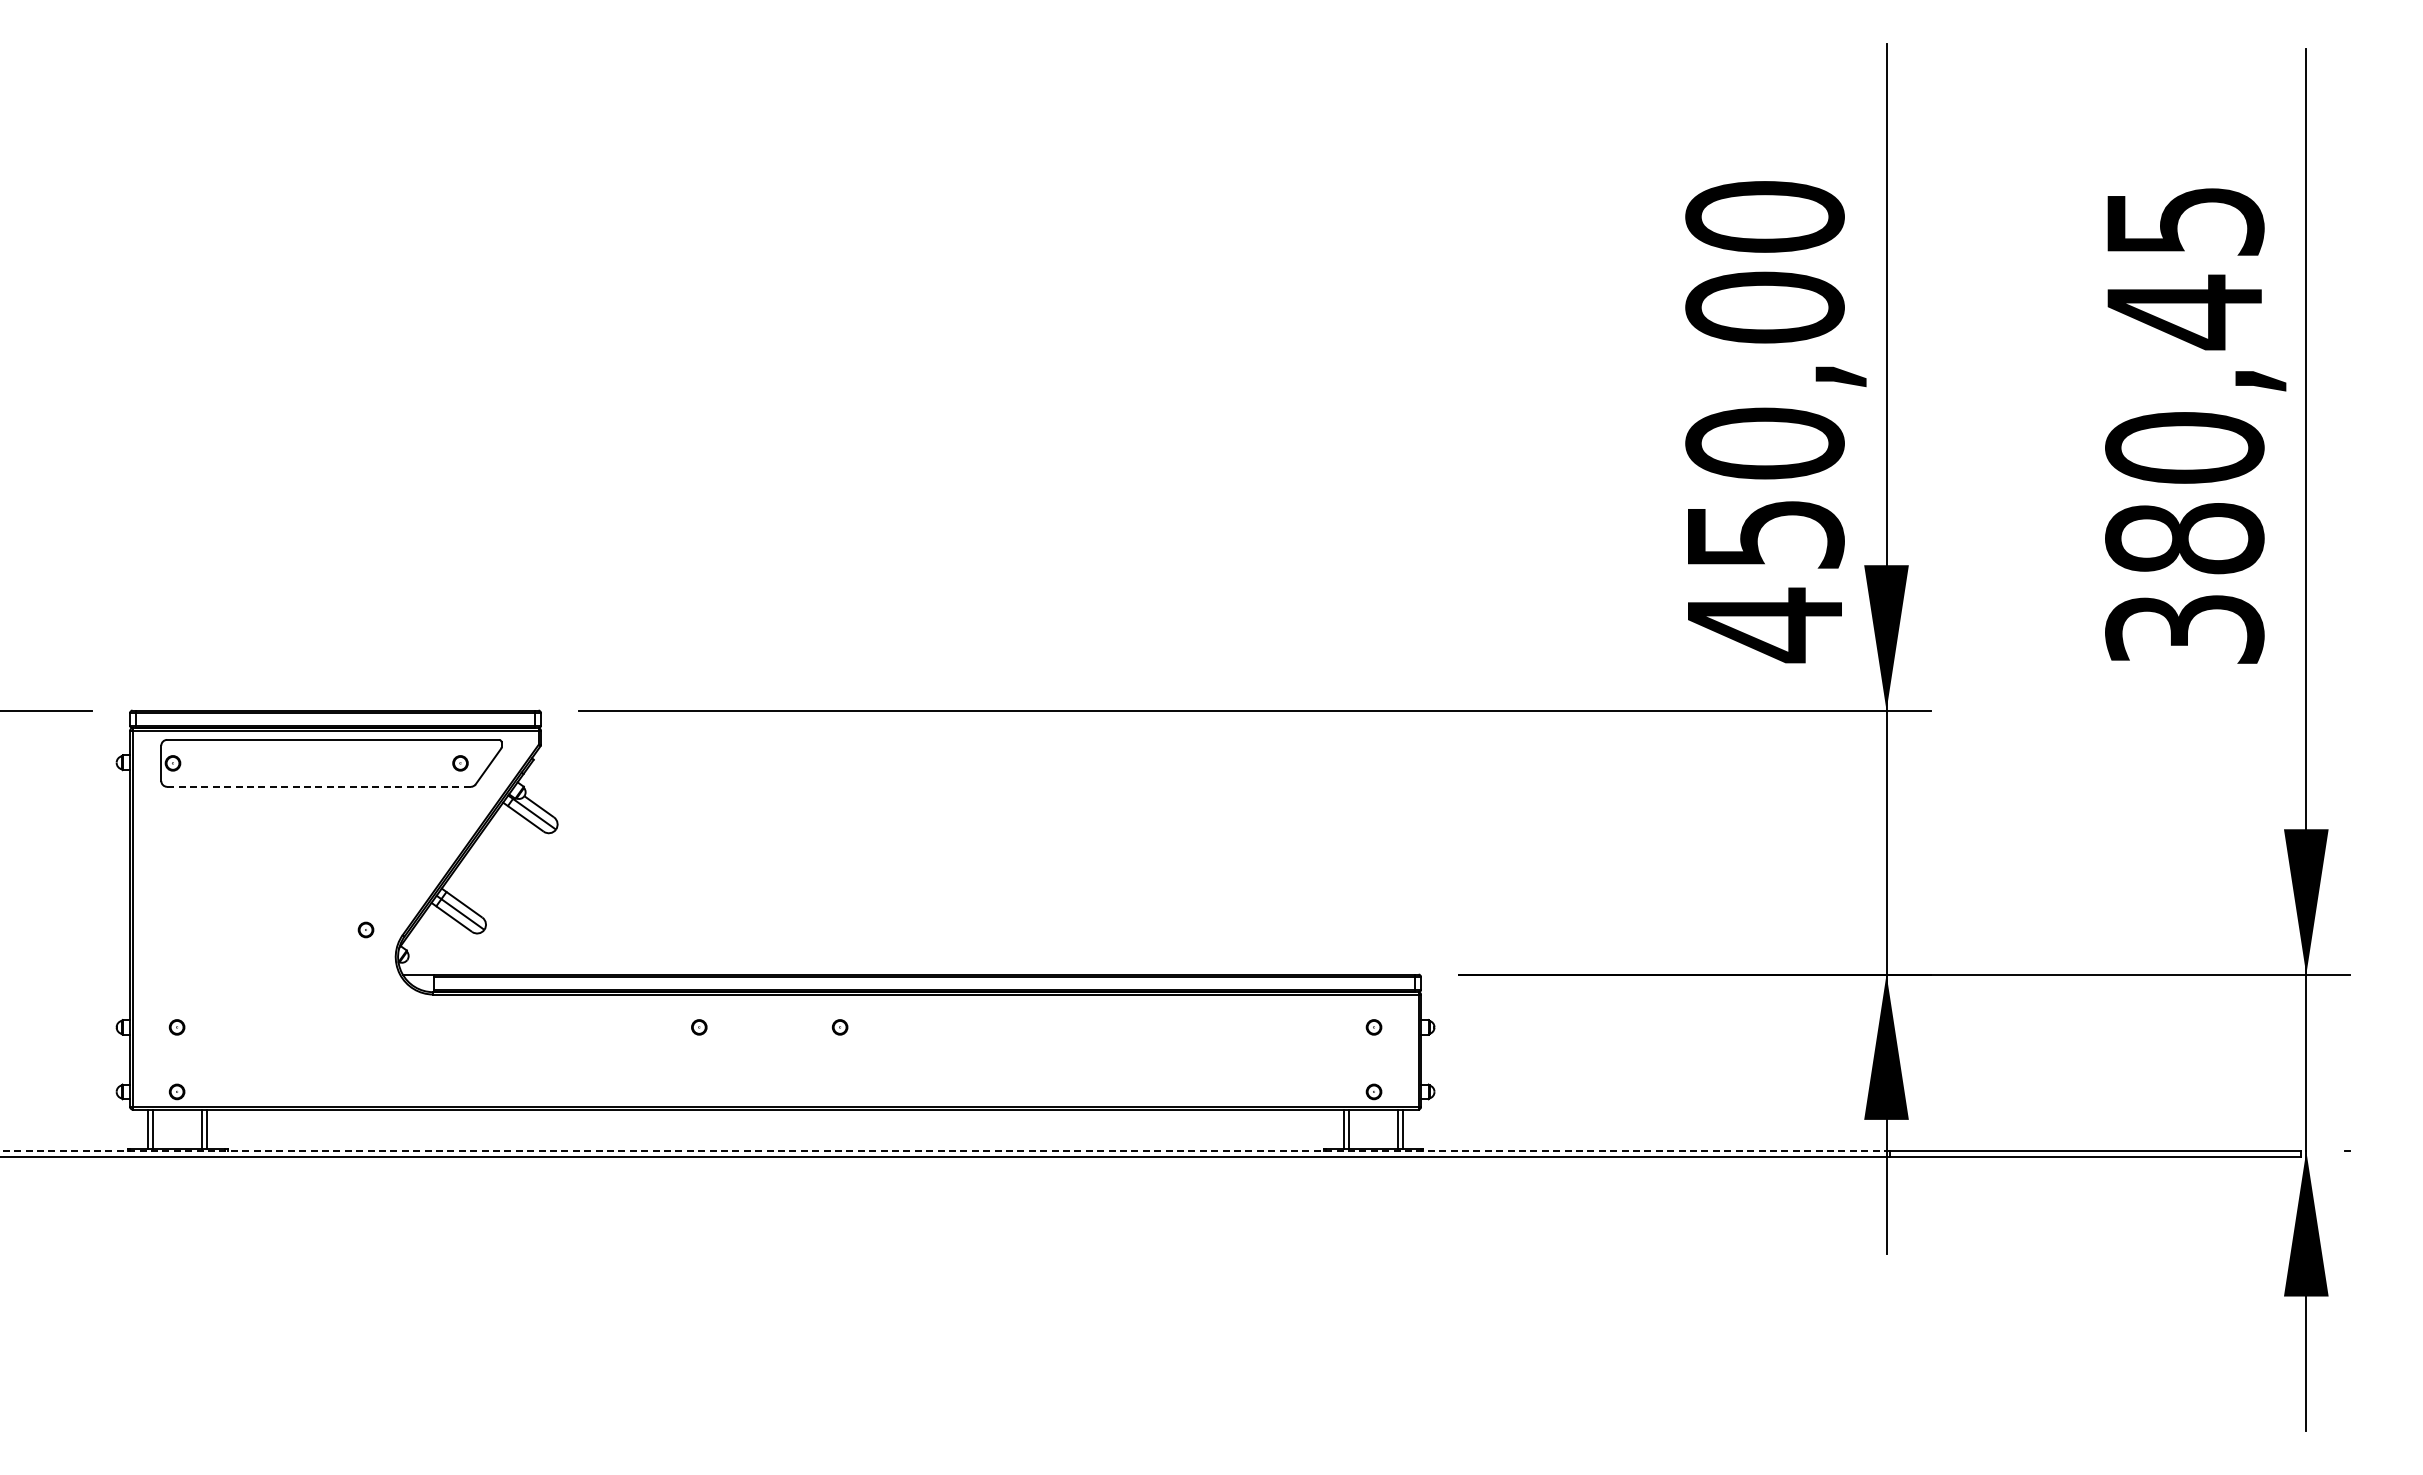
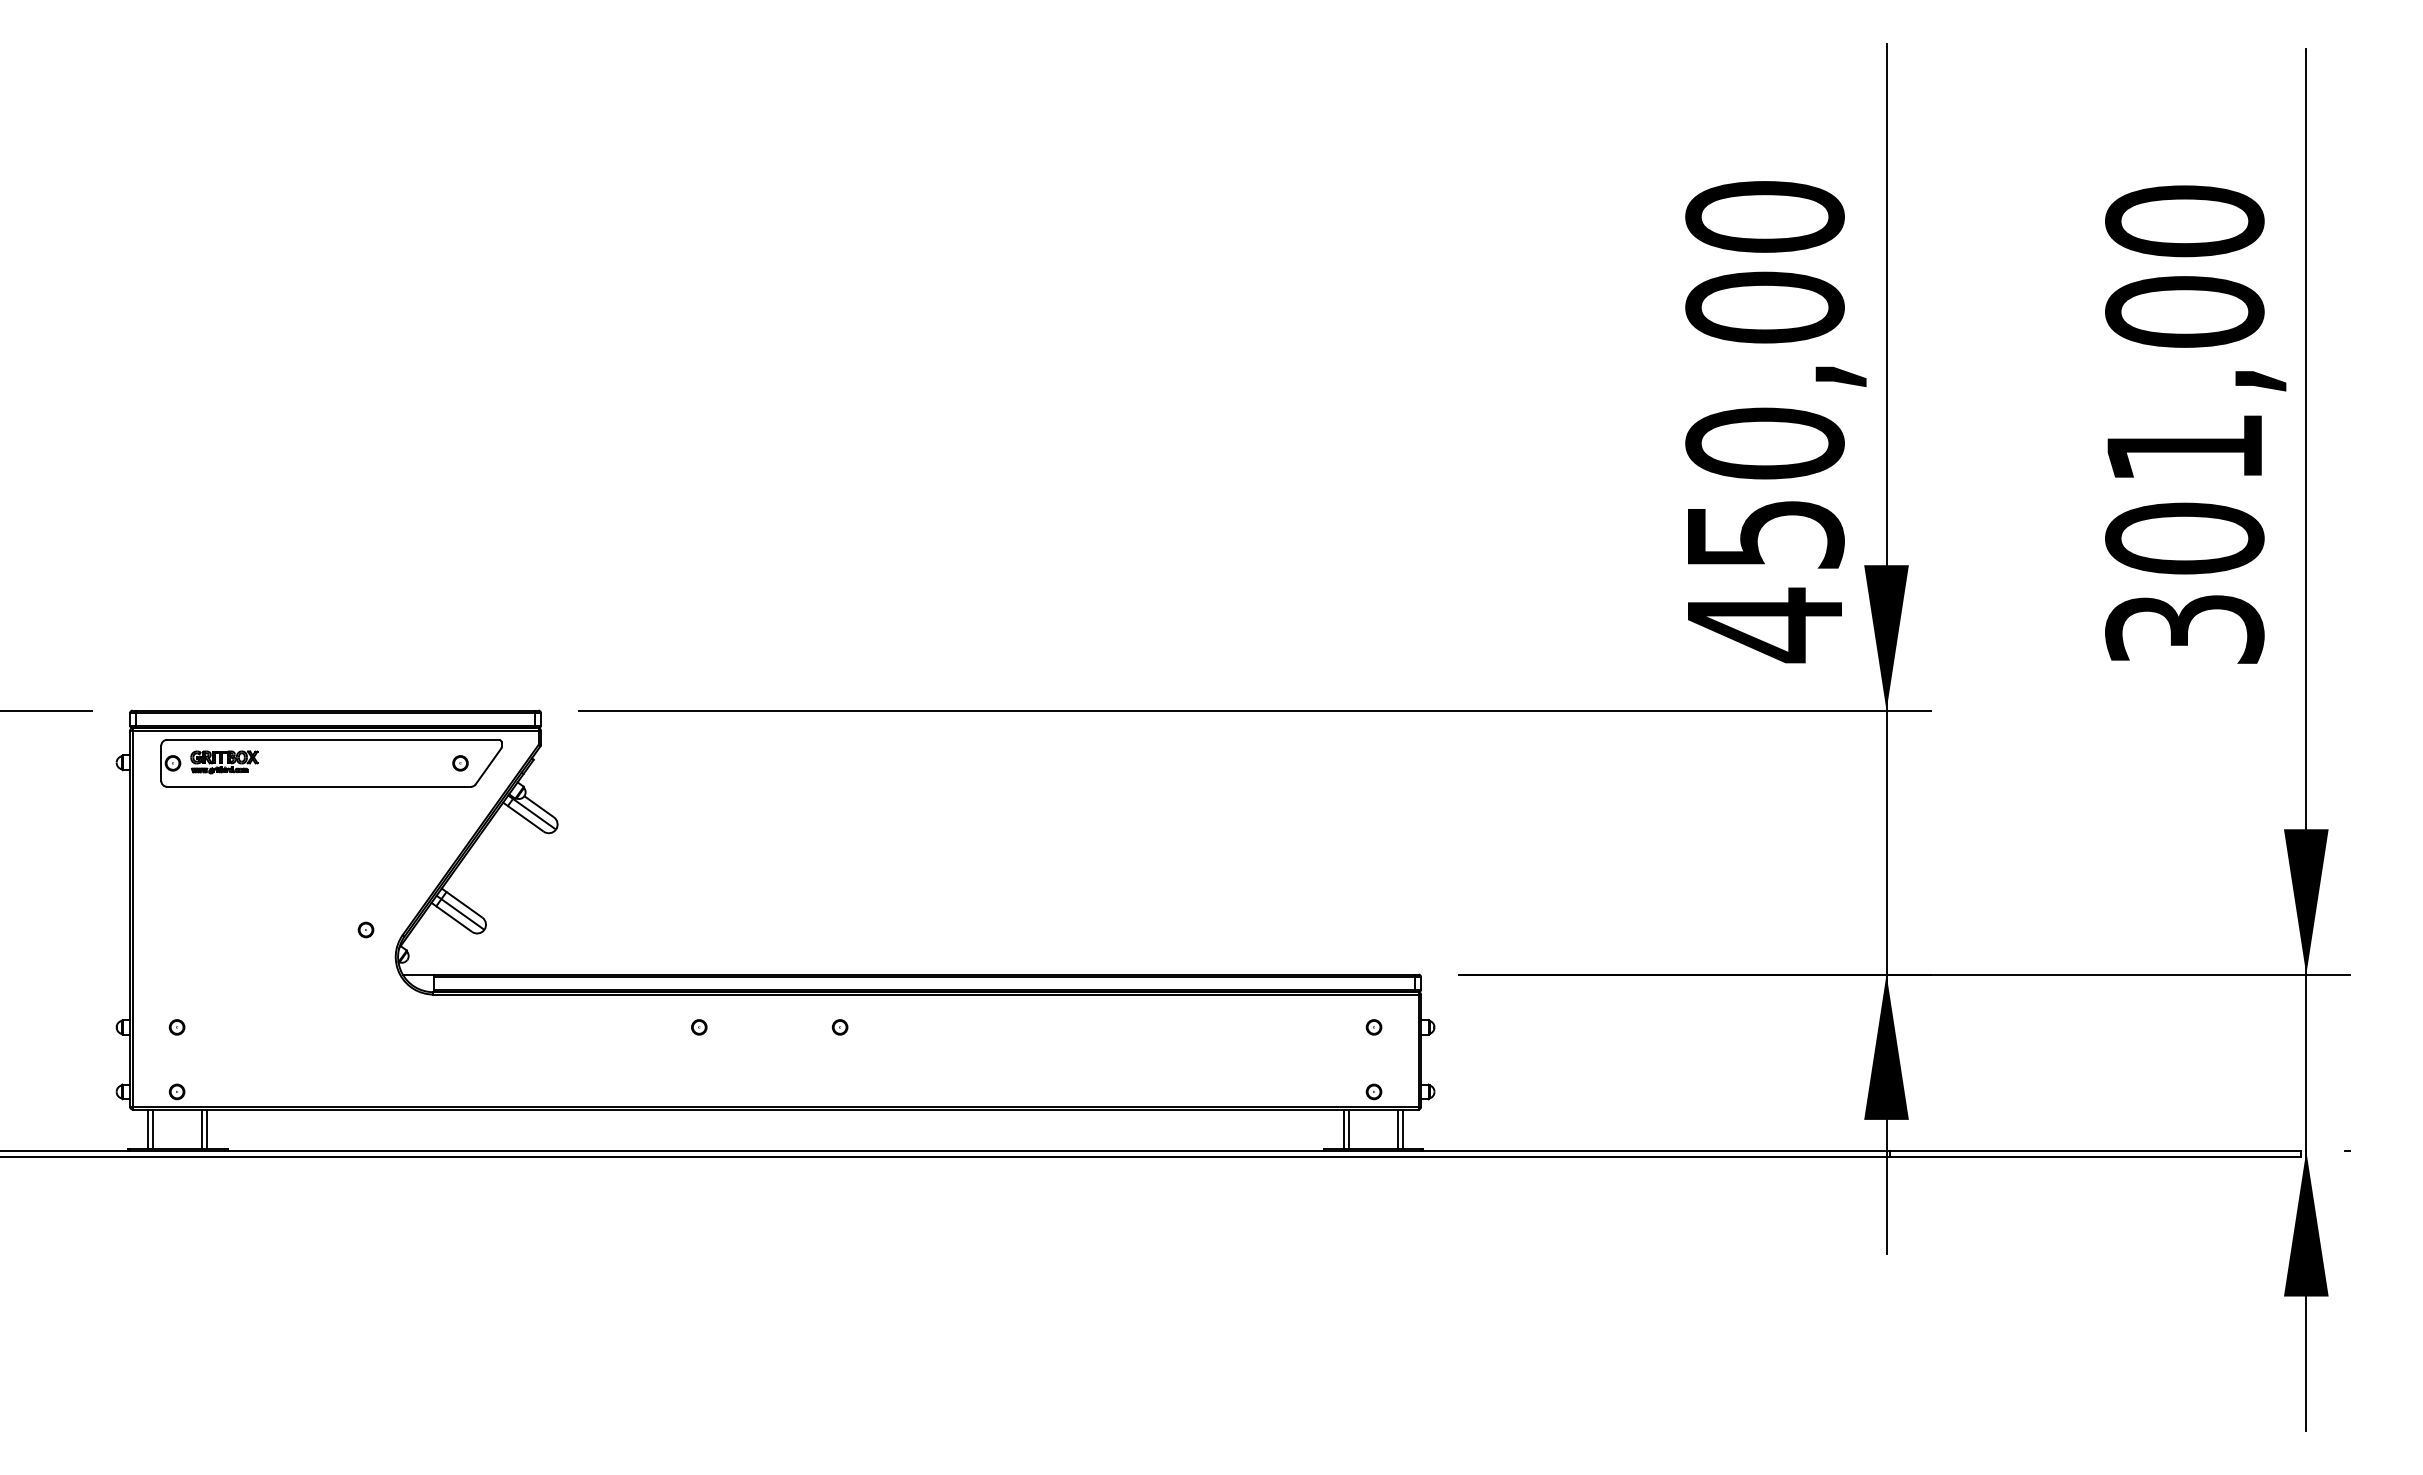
text: 380,45 -> 301,00 (2184, 379)
part: none -> present (224, 762)
line: dashed -> solid (319, 786)
line: dashed -> solid (945, 1151)
